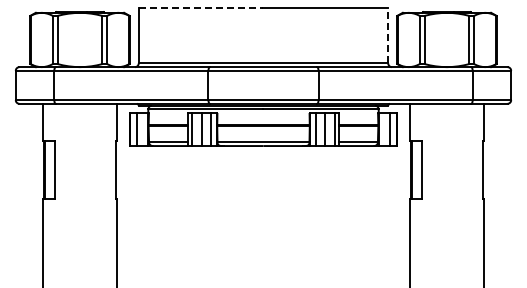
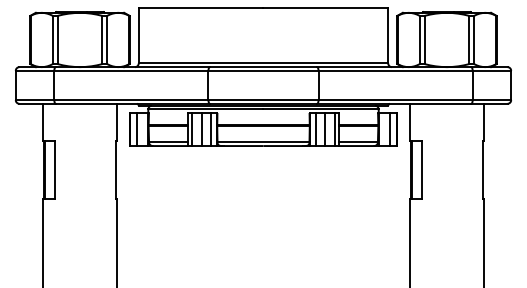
line: dashed -> solid (201, 8)
line: dashed -> solid (388, 35)
